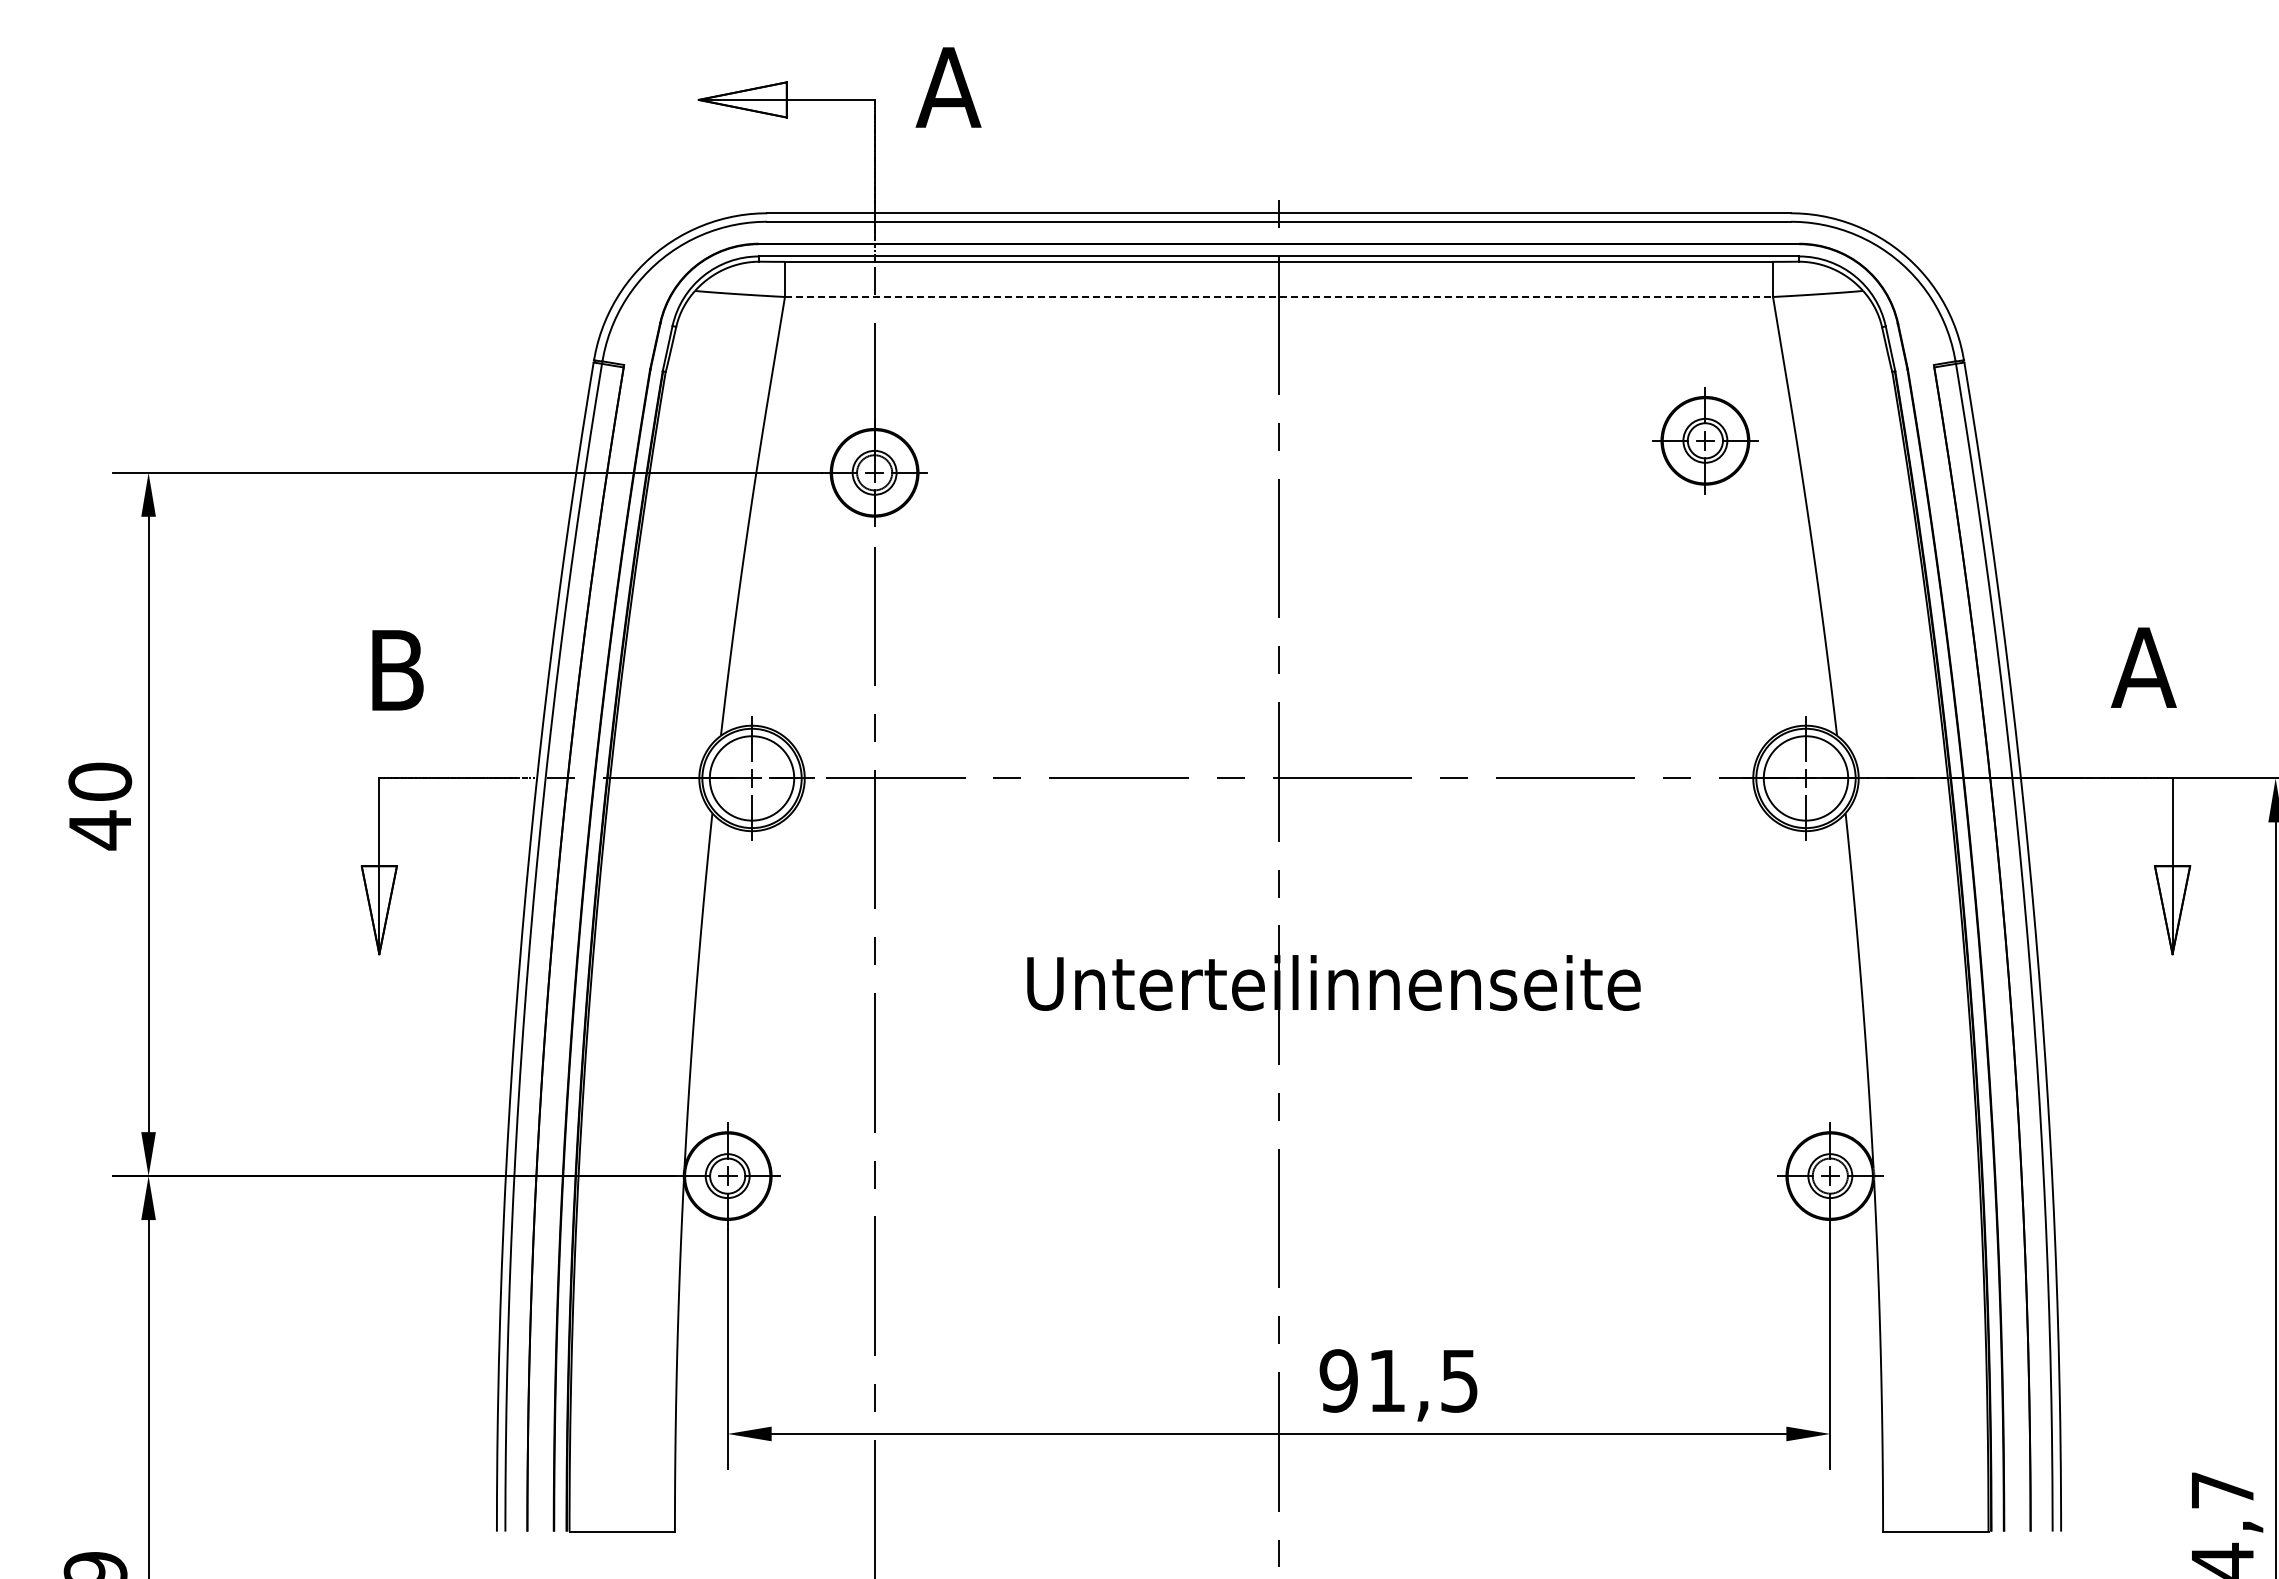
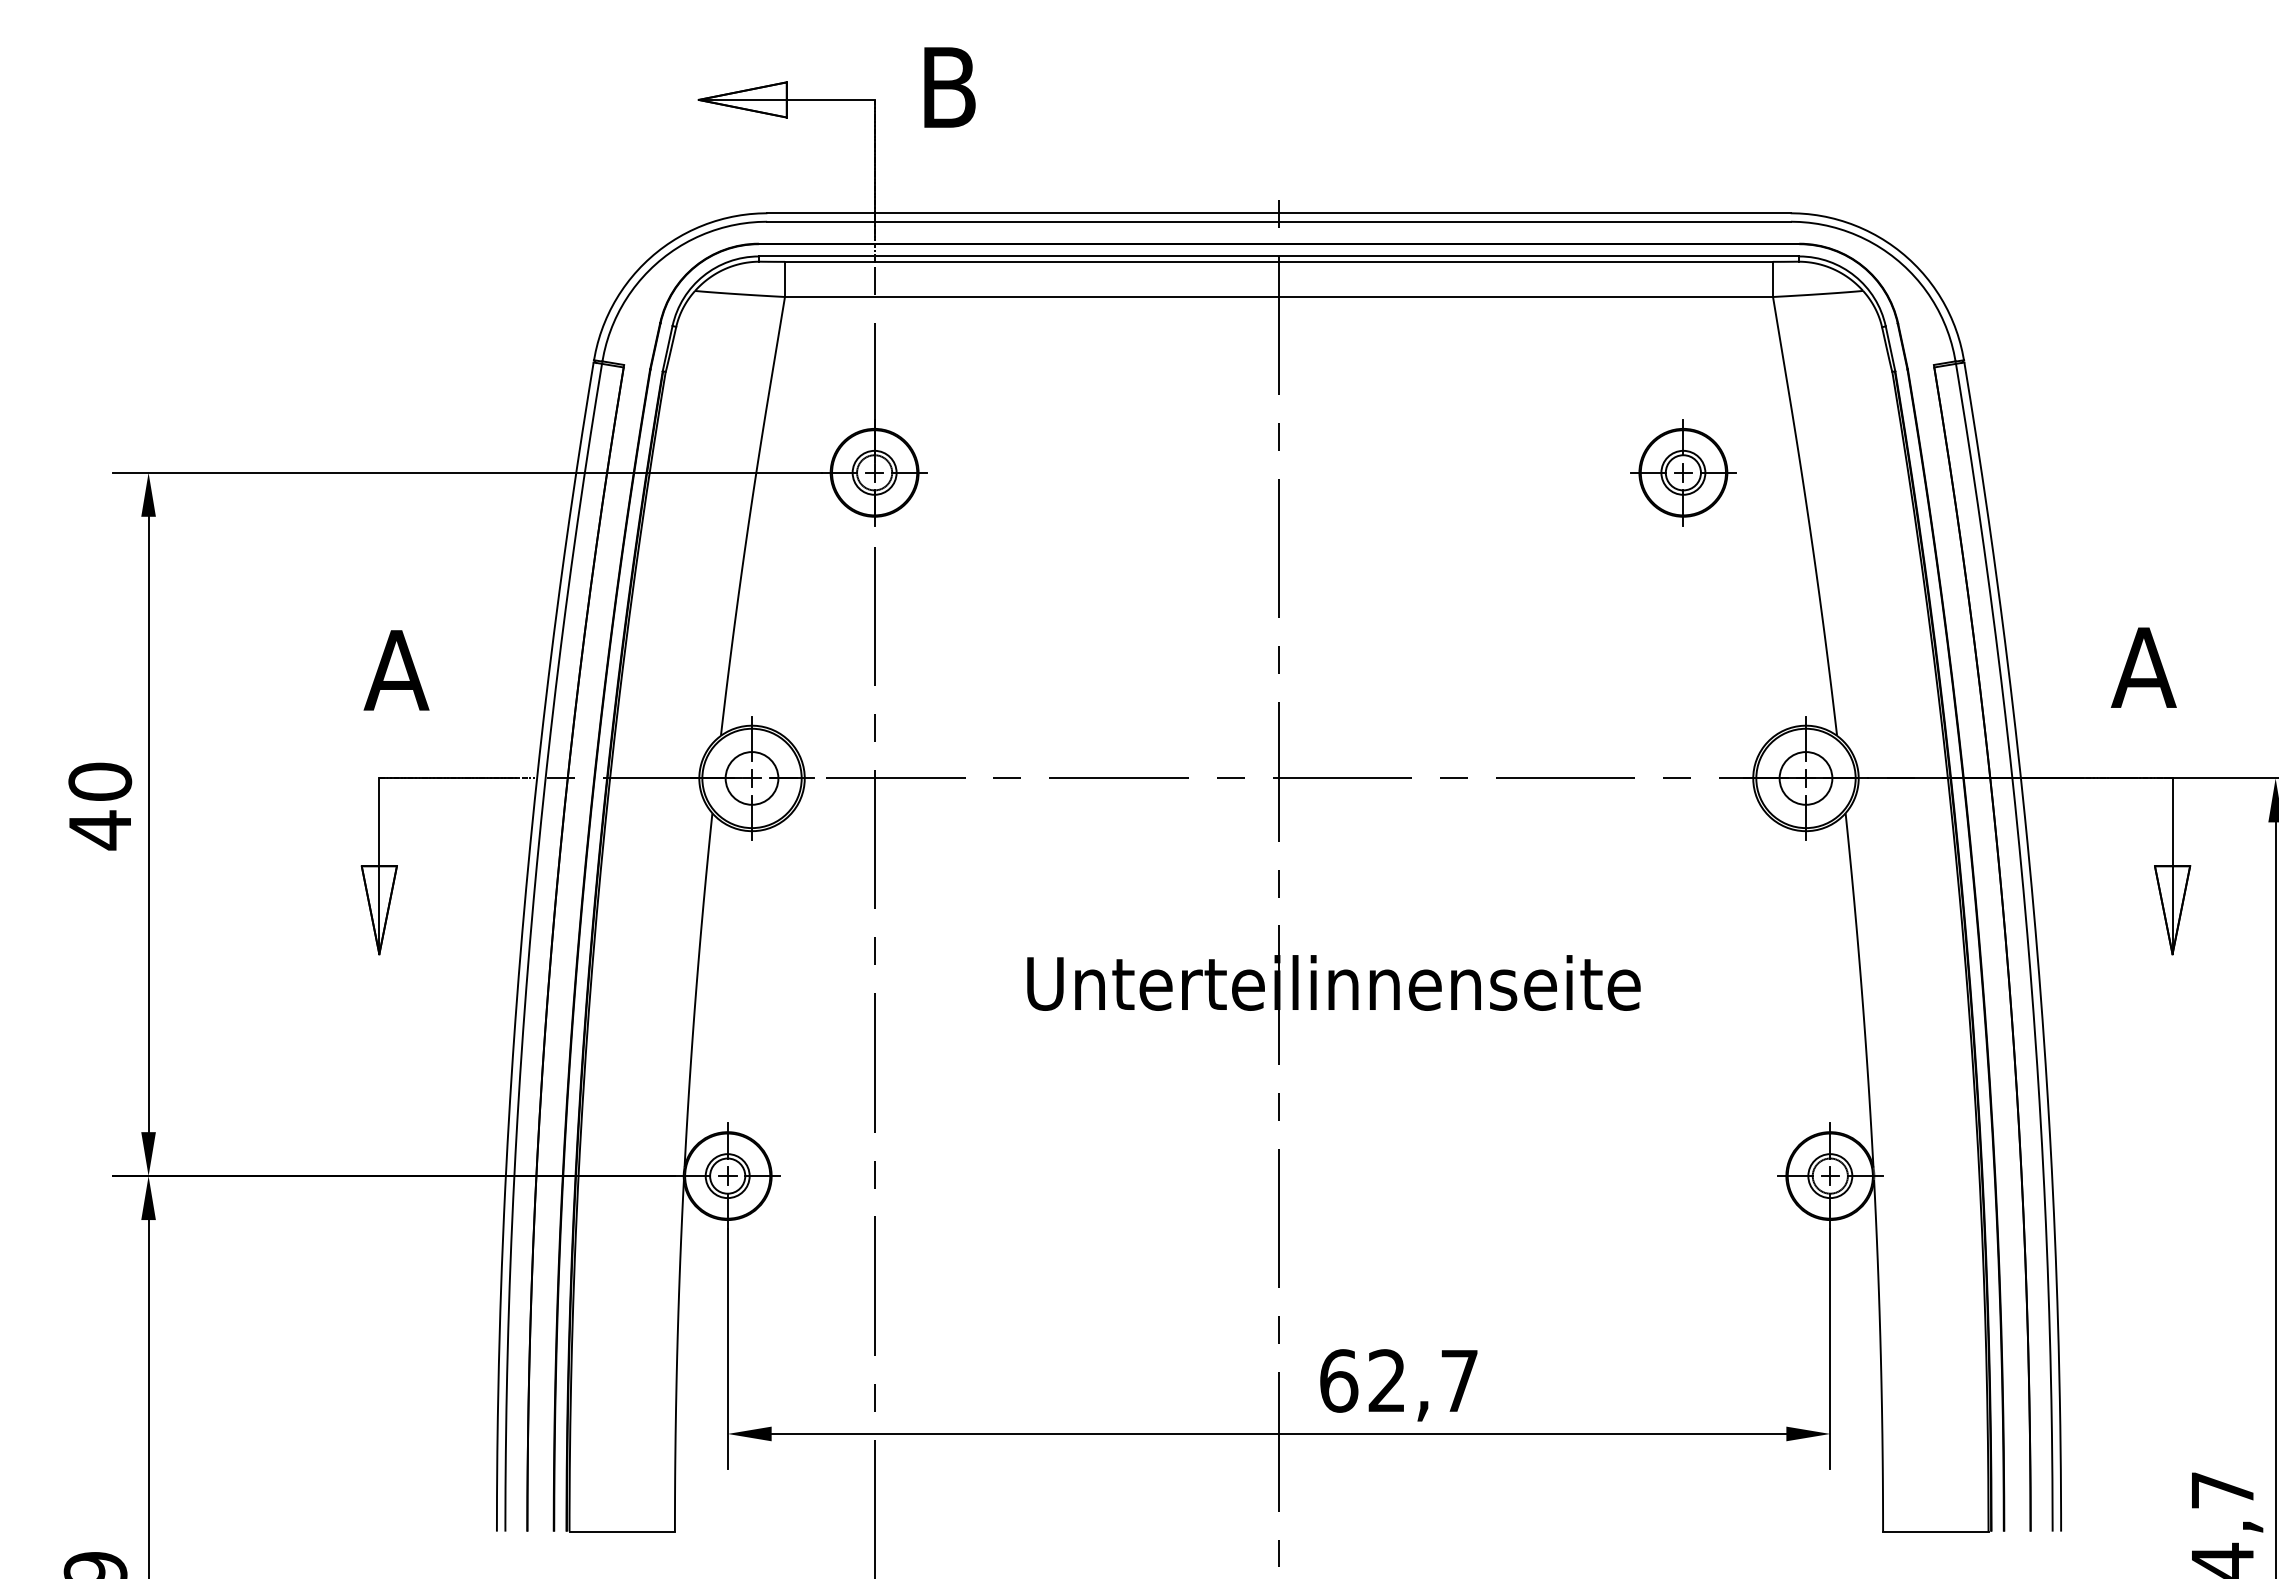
text: A -> B (948, 87)
line: dashed -> solid (1279, 297)
part position: (1705, 440) -> (1683, 472) (1683, 472)
text: B -> A (396, 670)
circle diameter: 84 px -> 53 px (751, 778)
circle diameter: 84 px -> 53 px (1805, 778)
text: 91,5 -> 62,7 (1398, 1380)
